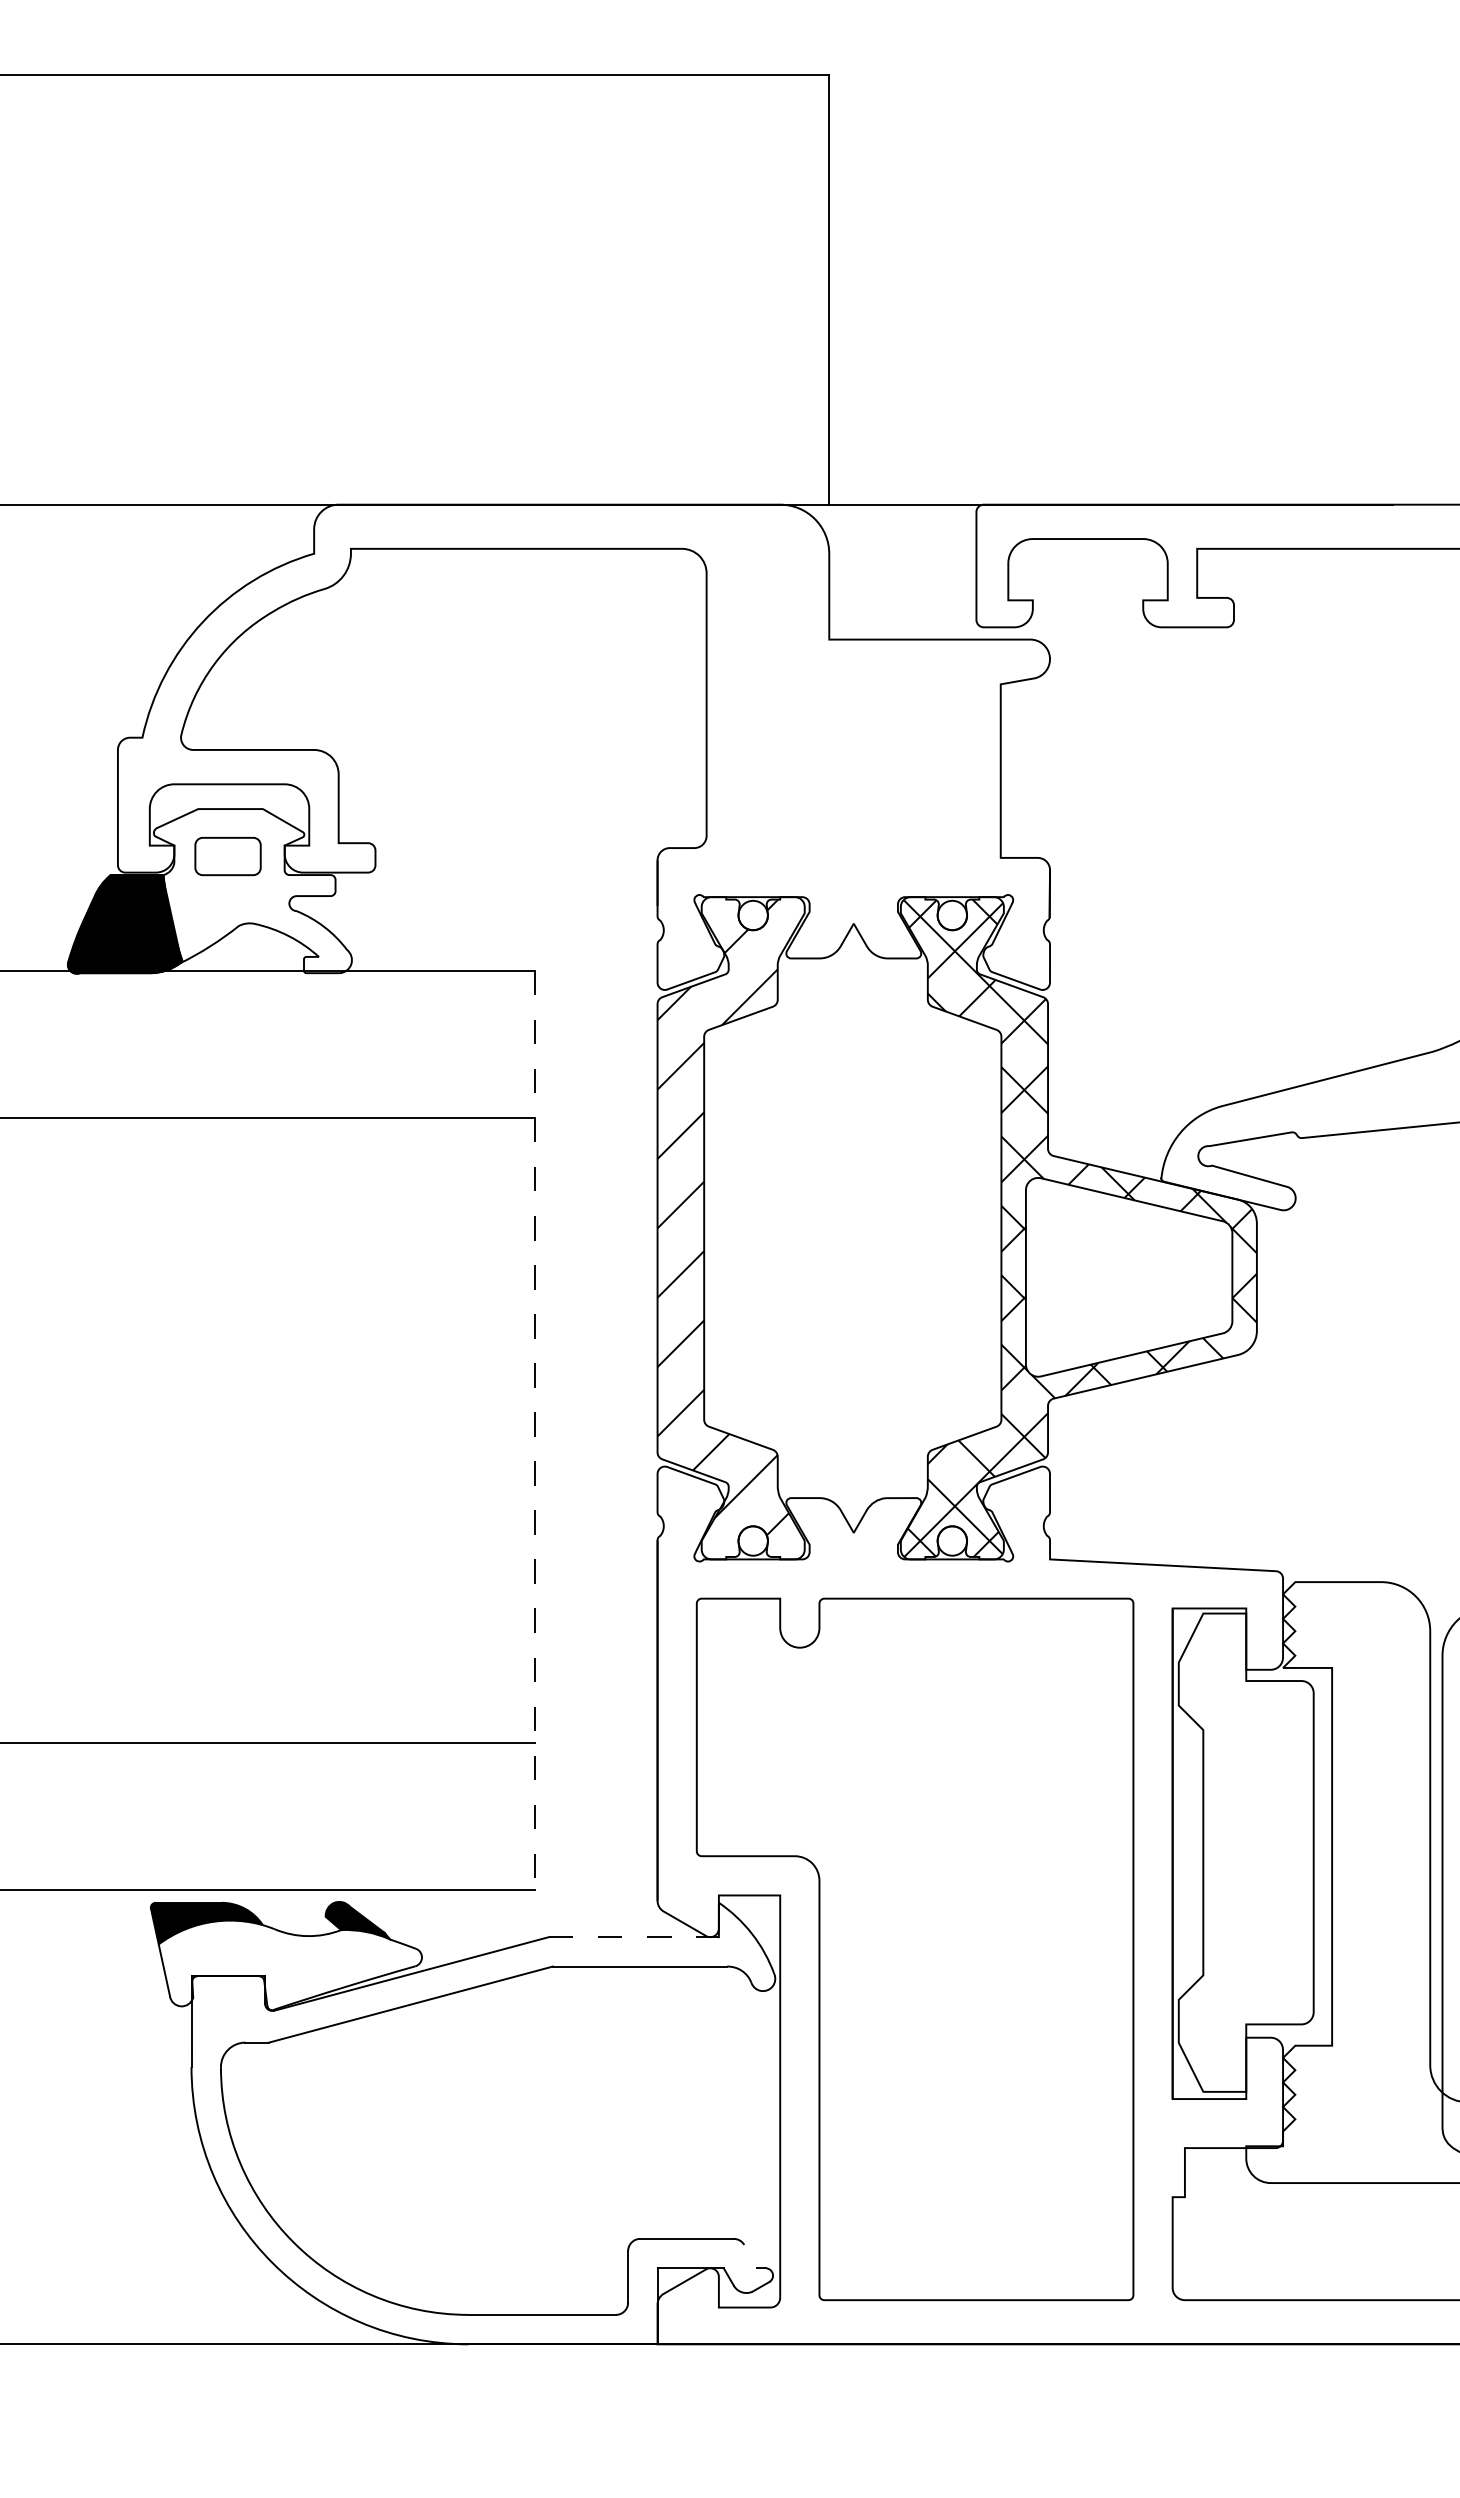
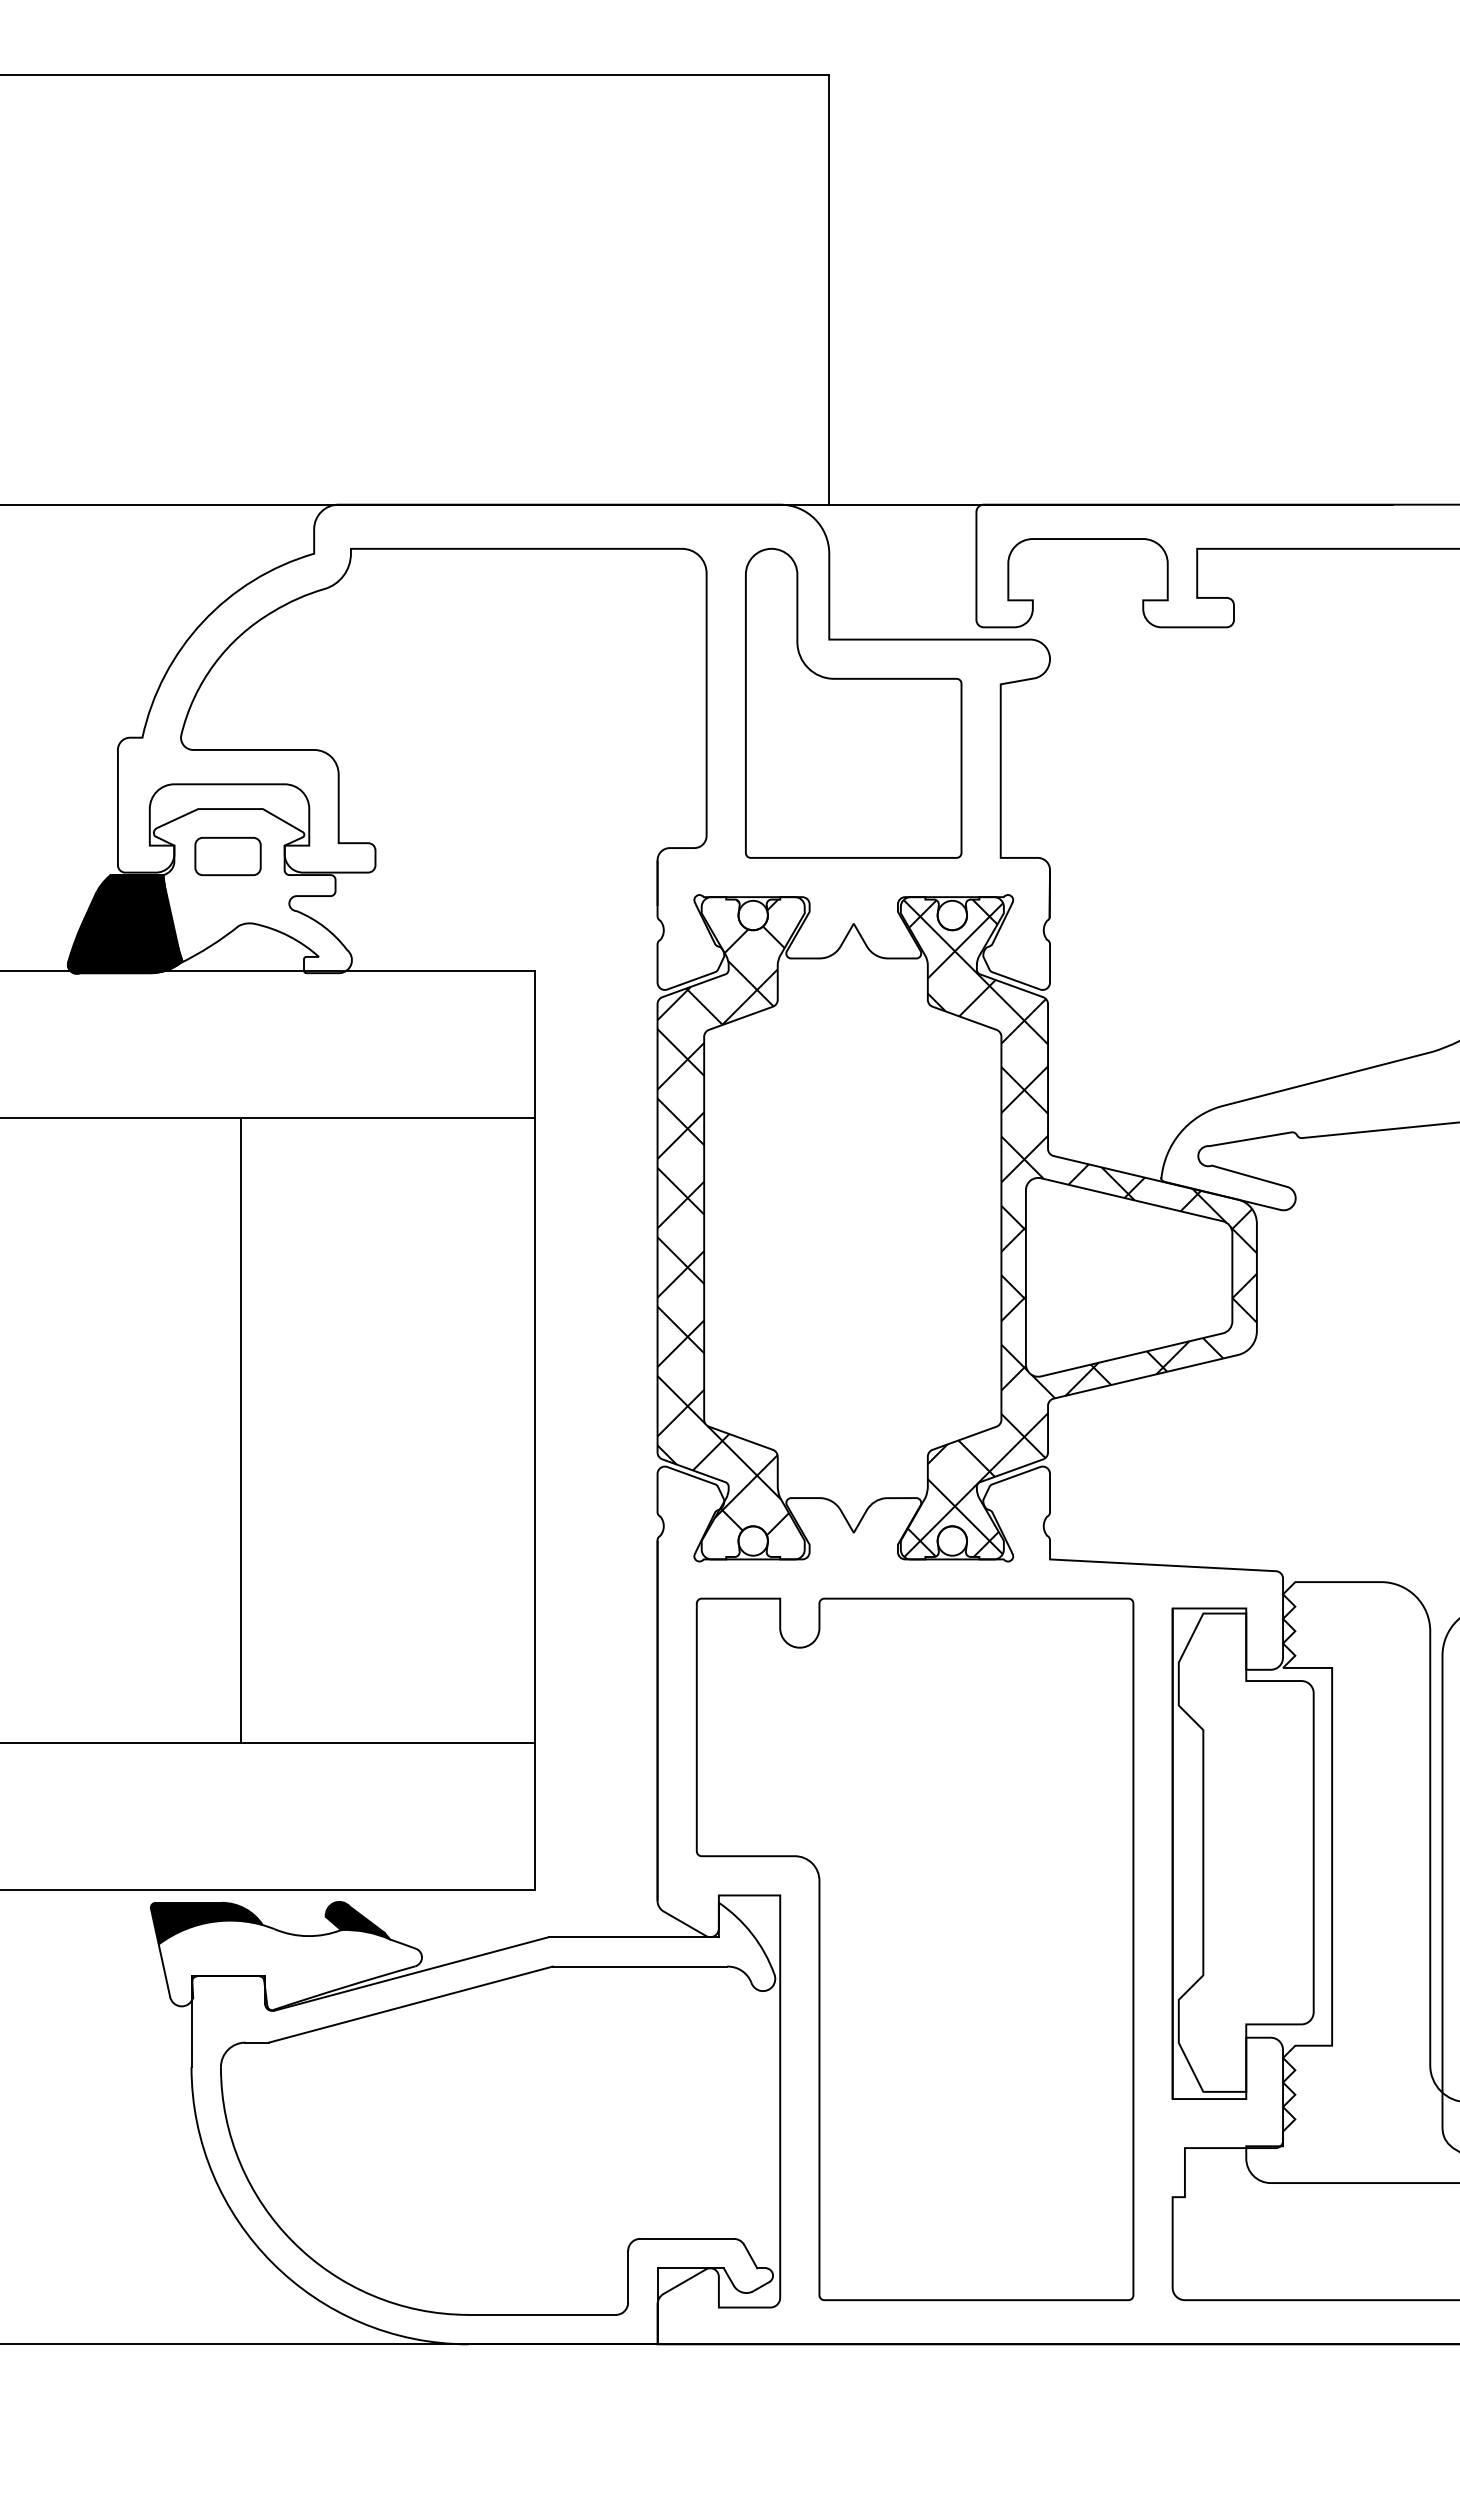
part: none -> present (853, 703)
hatch: none -> present (720, 1214)
line: none -> present (240, 1429)
line: dashed -> solid (534, 1430)
line: dashed -> solid (633, 1937)
line: none -> present (750, 2256)
